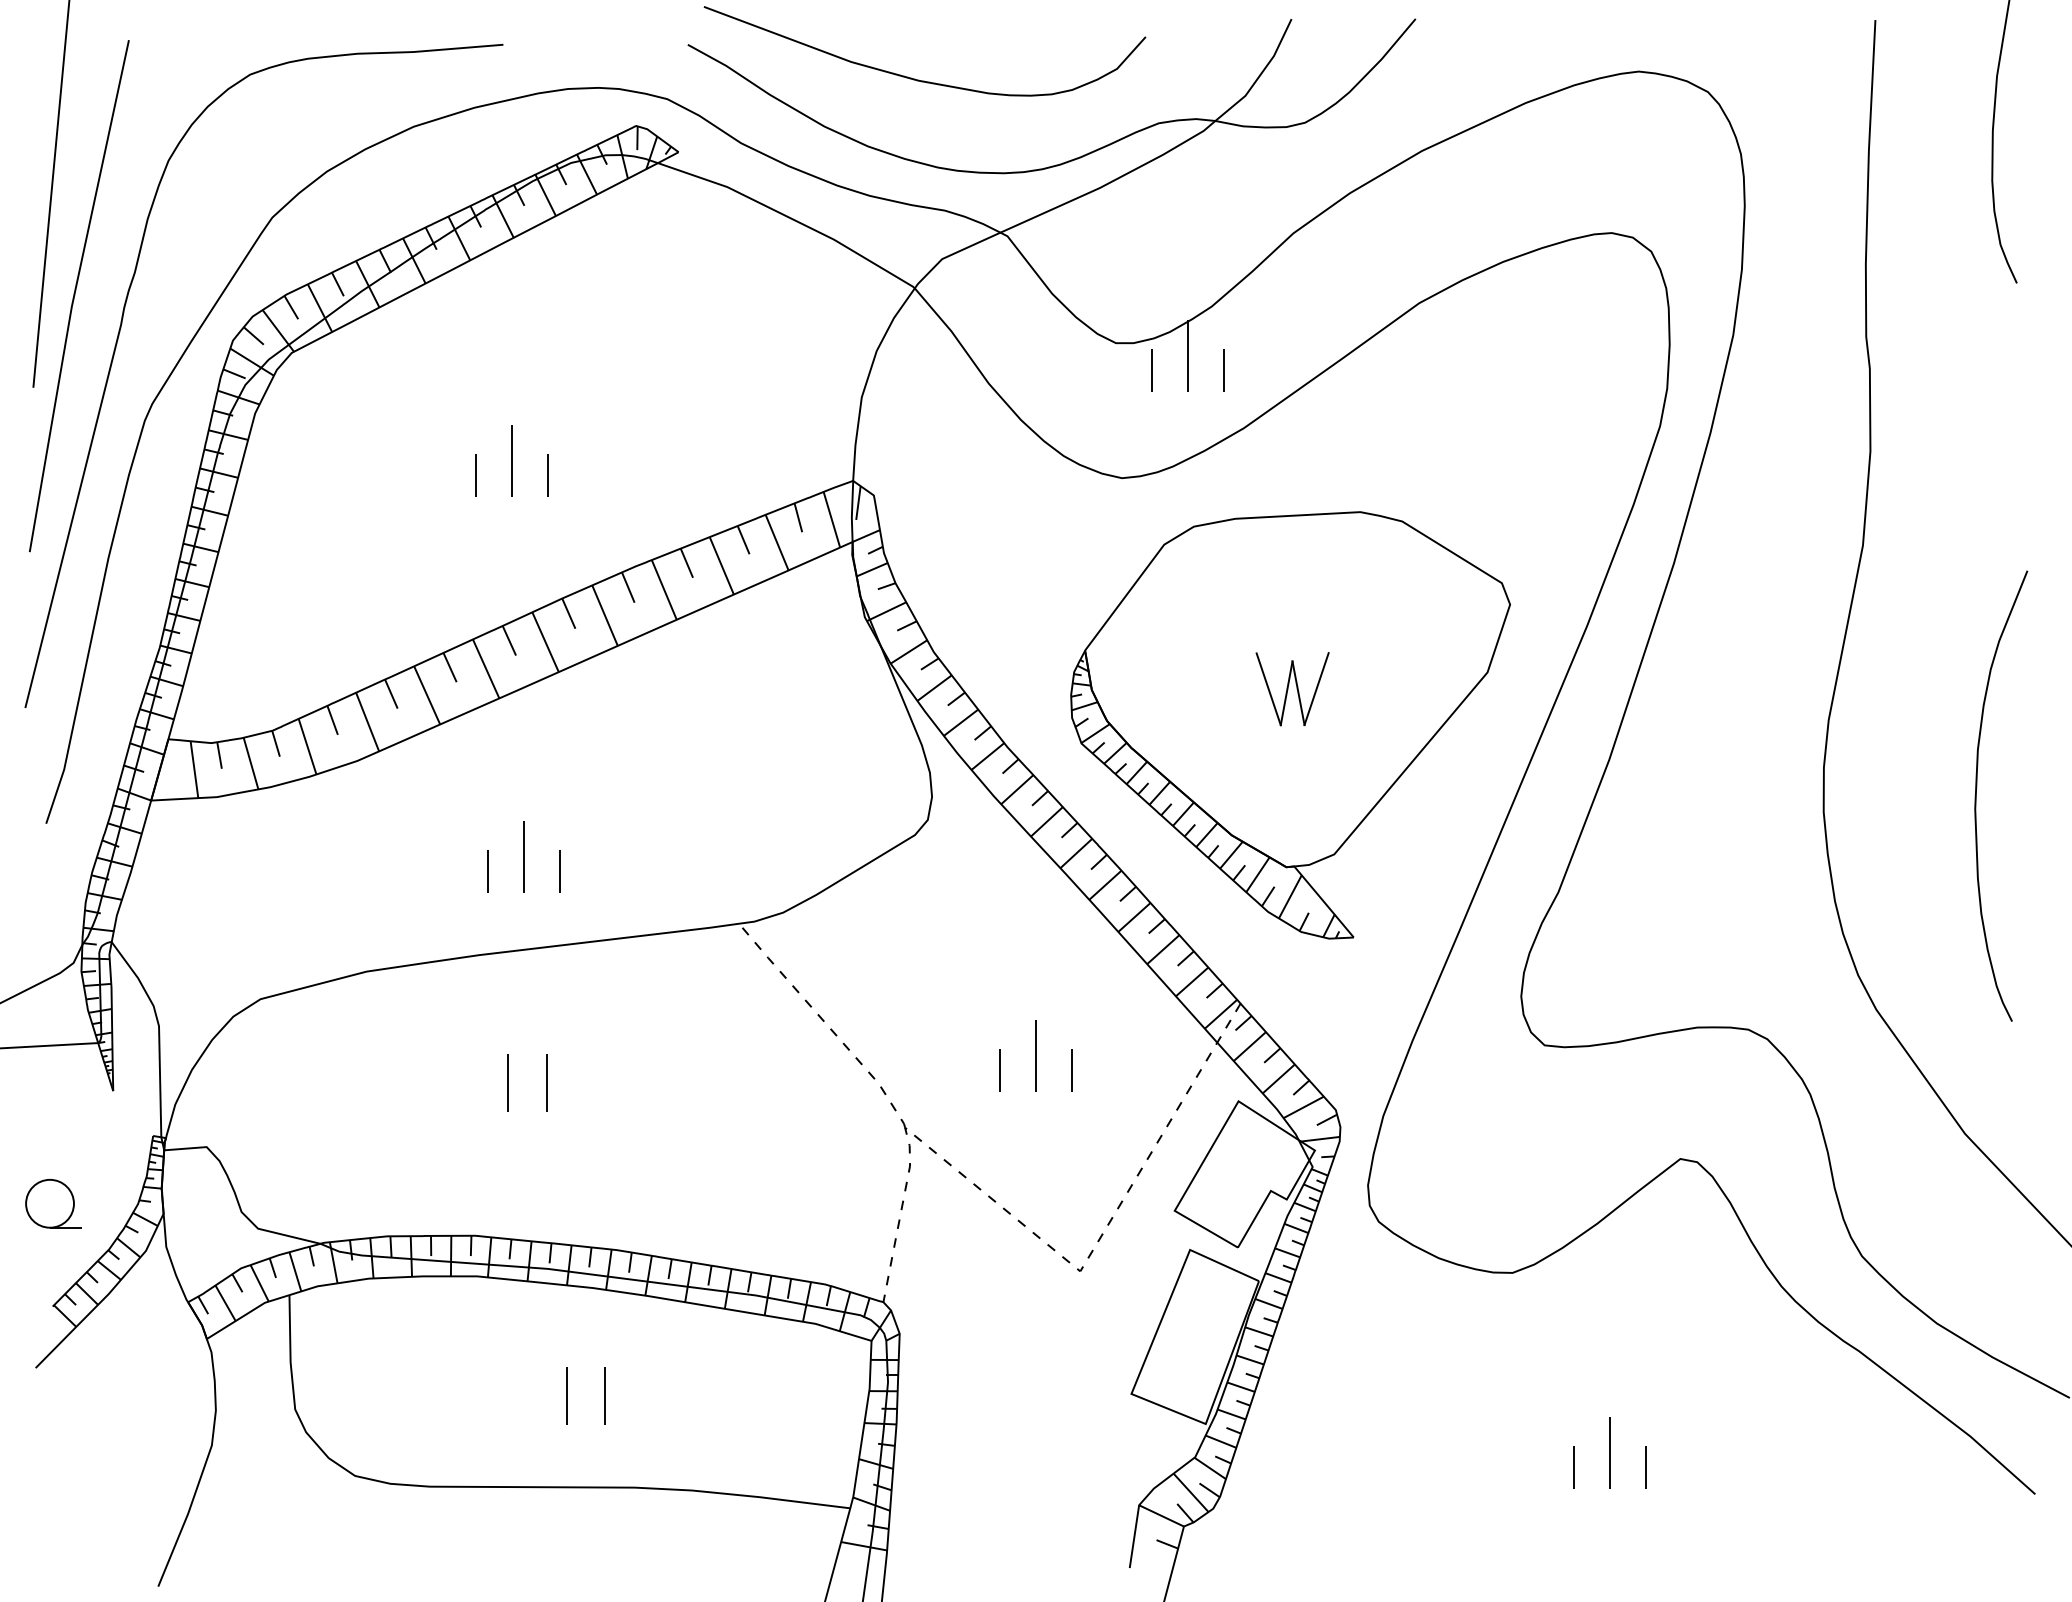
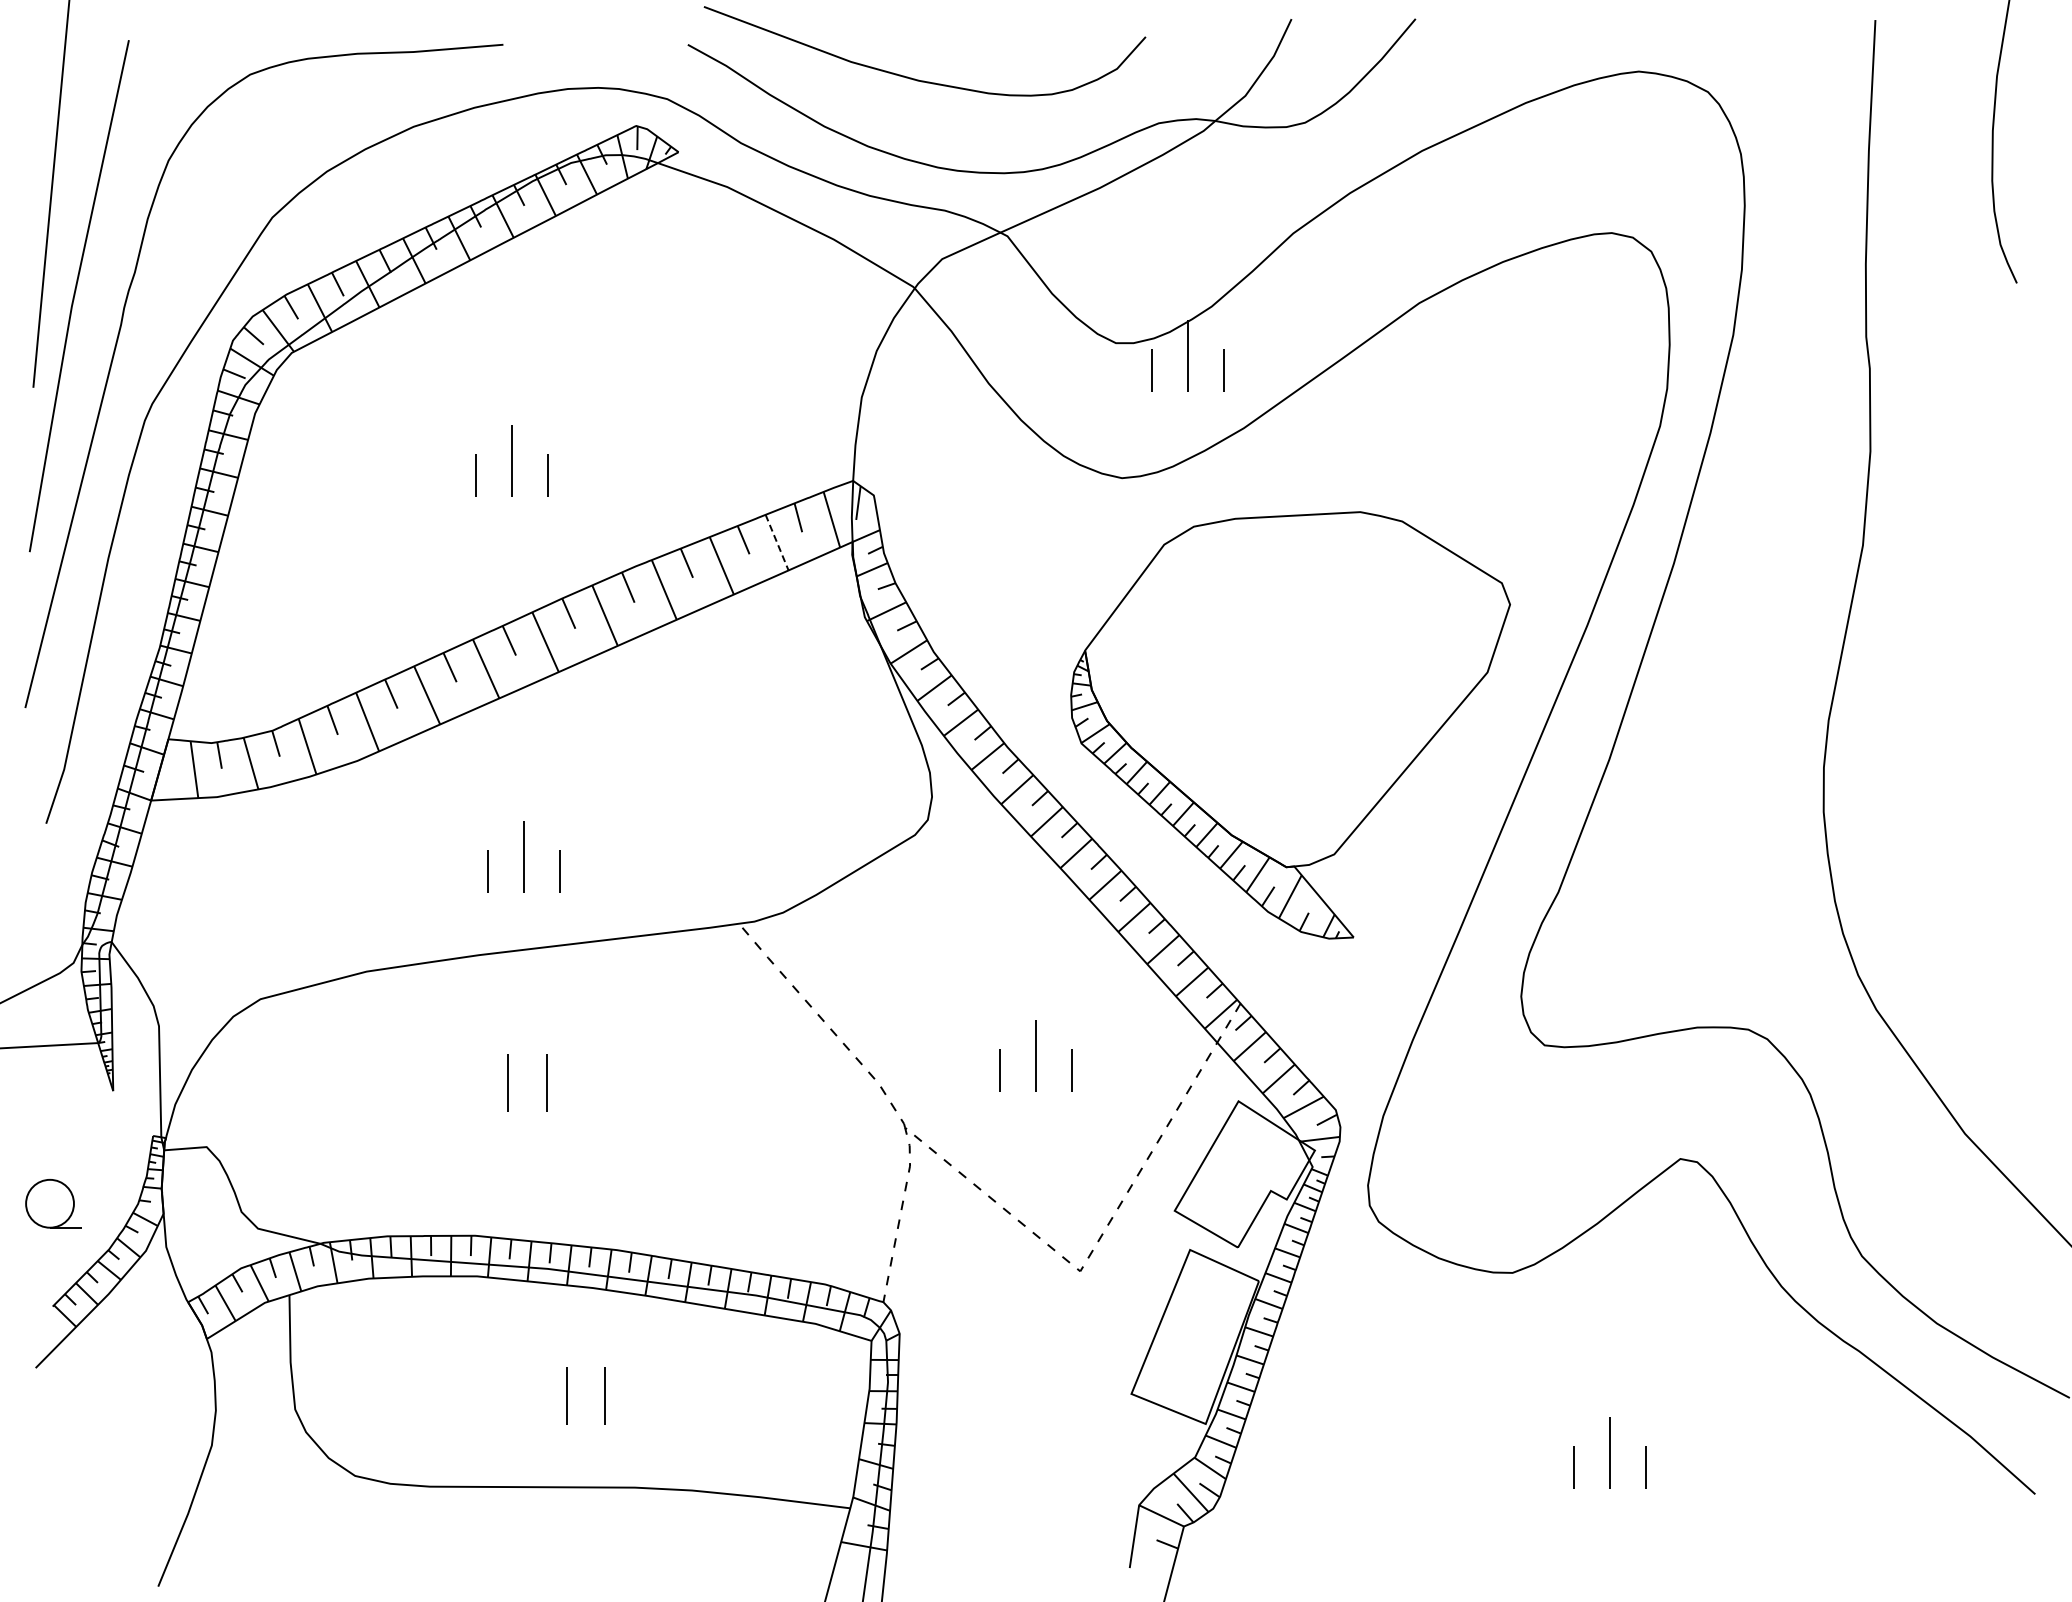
line: solid -> dashed (777, 543)
part: present -> none (1292, 689)
curve: present -> none (1976, 795)
